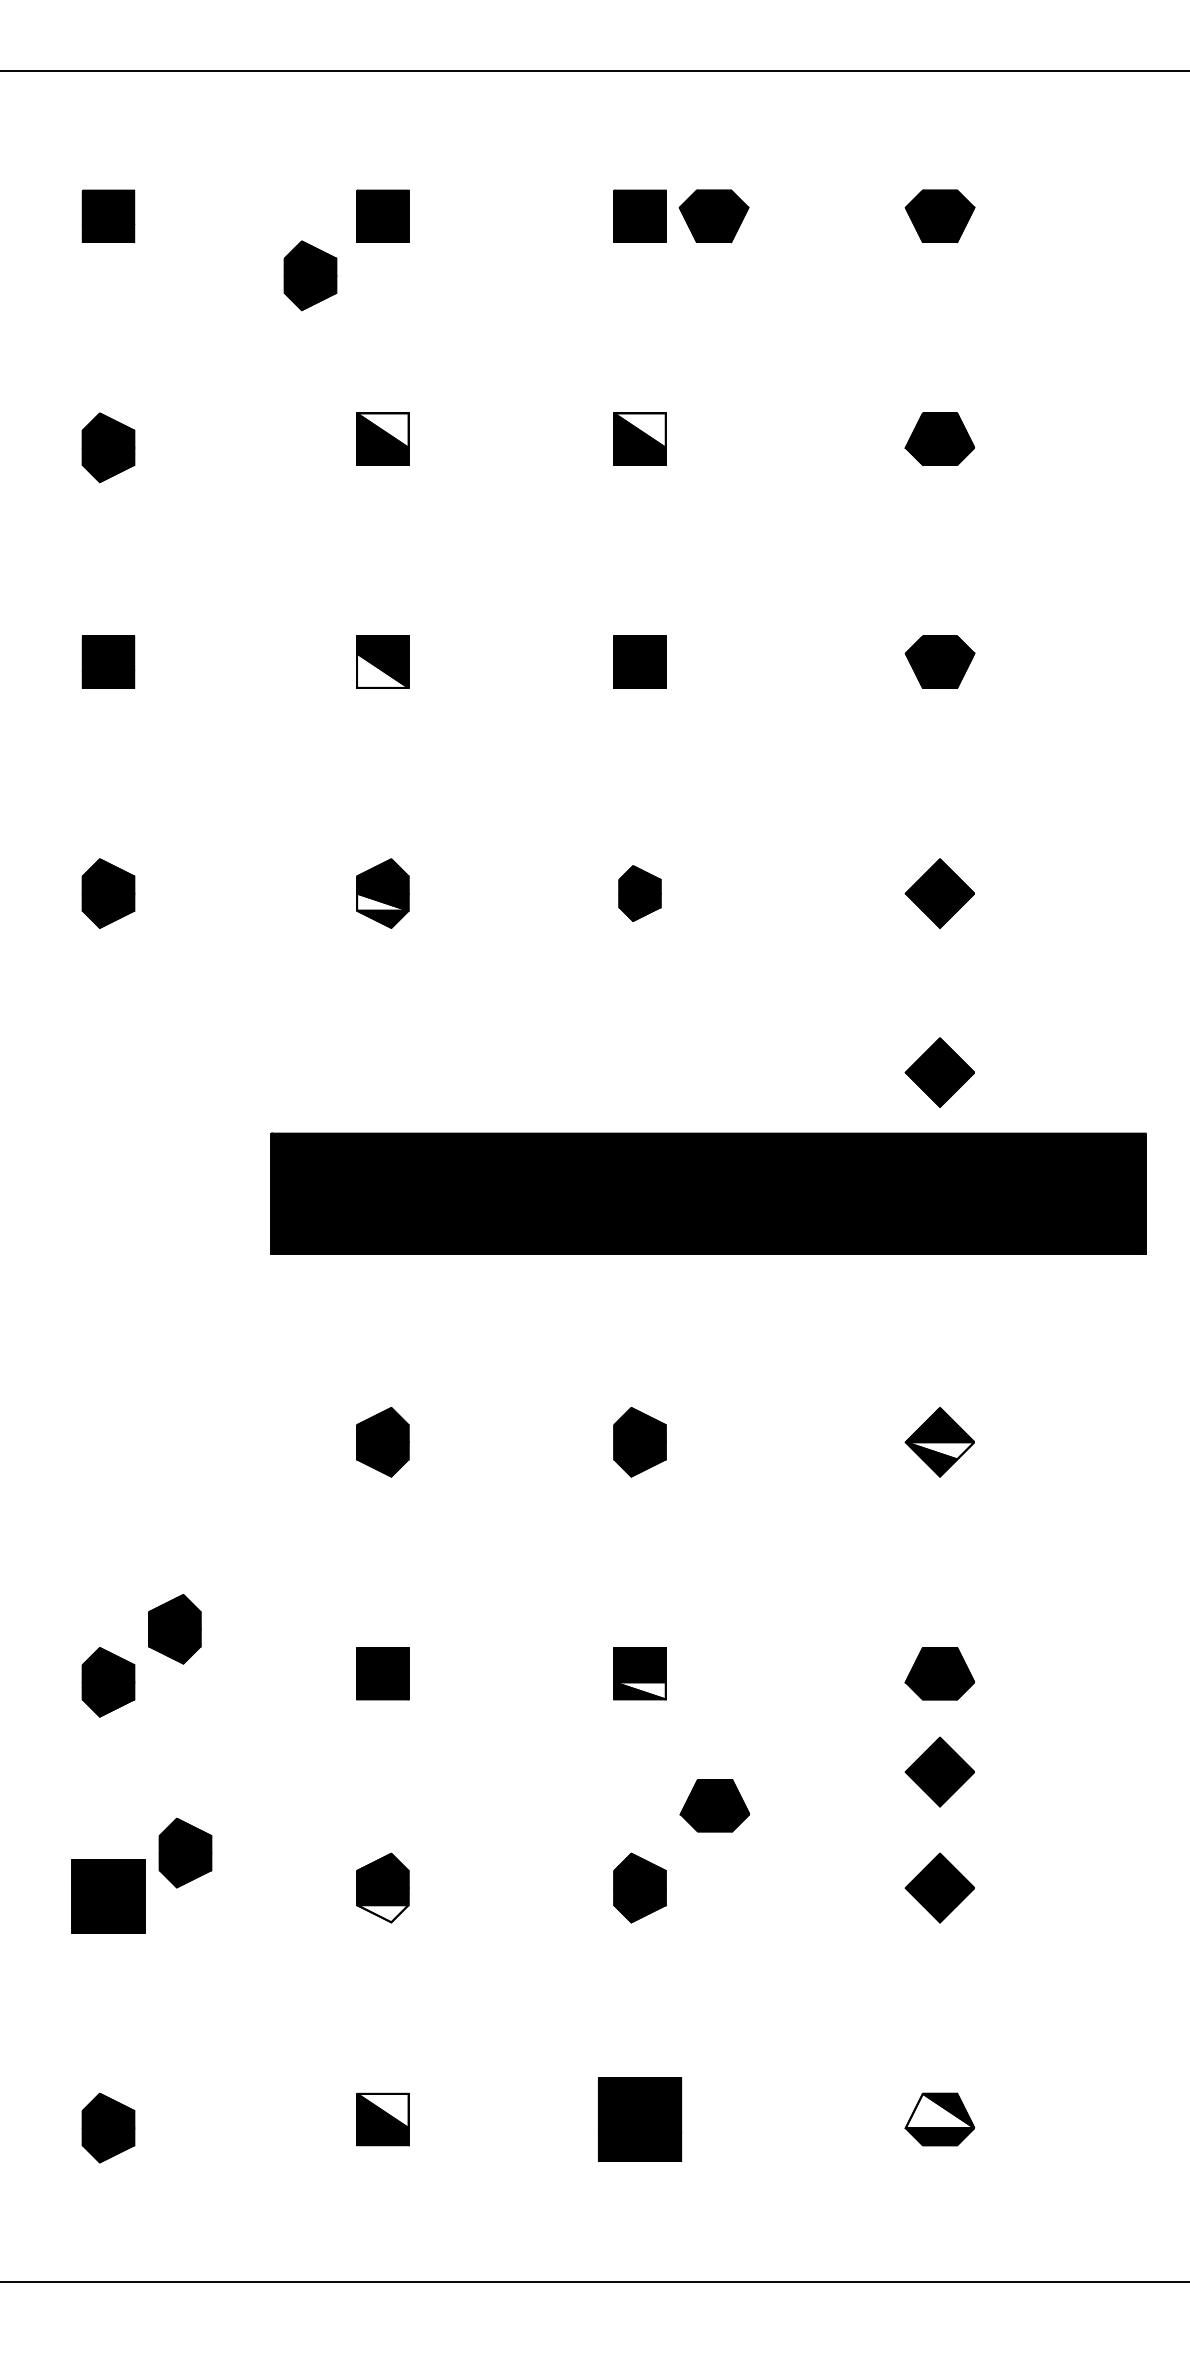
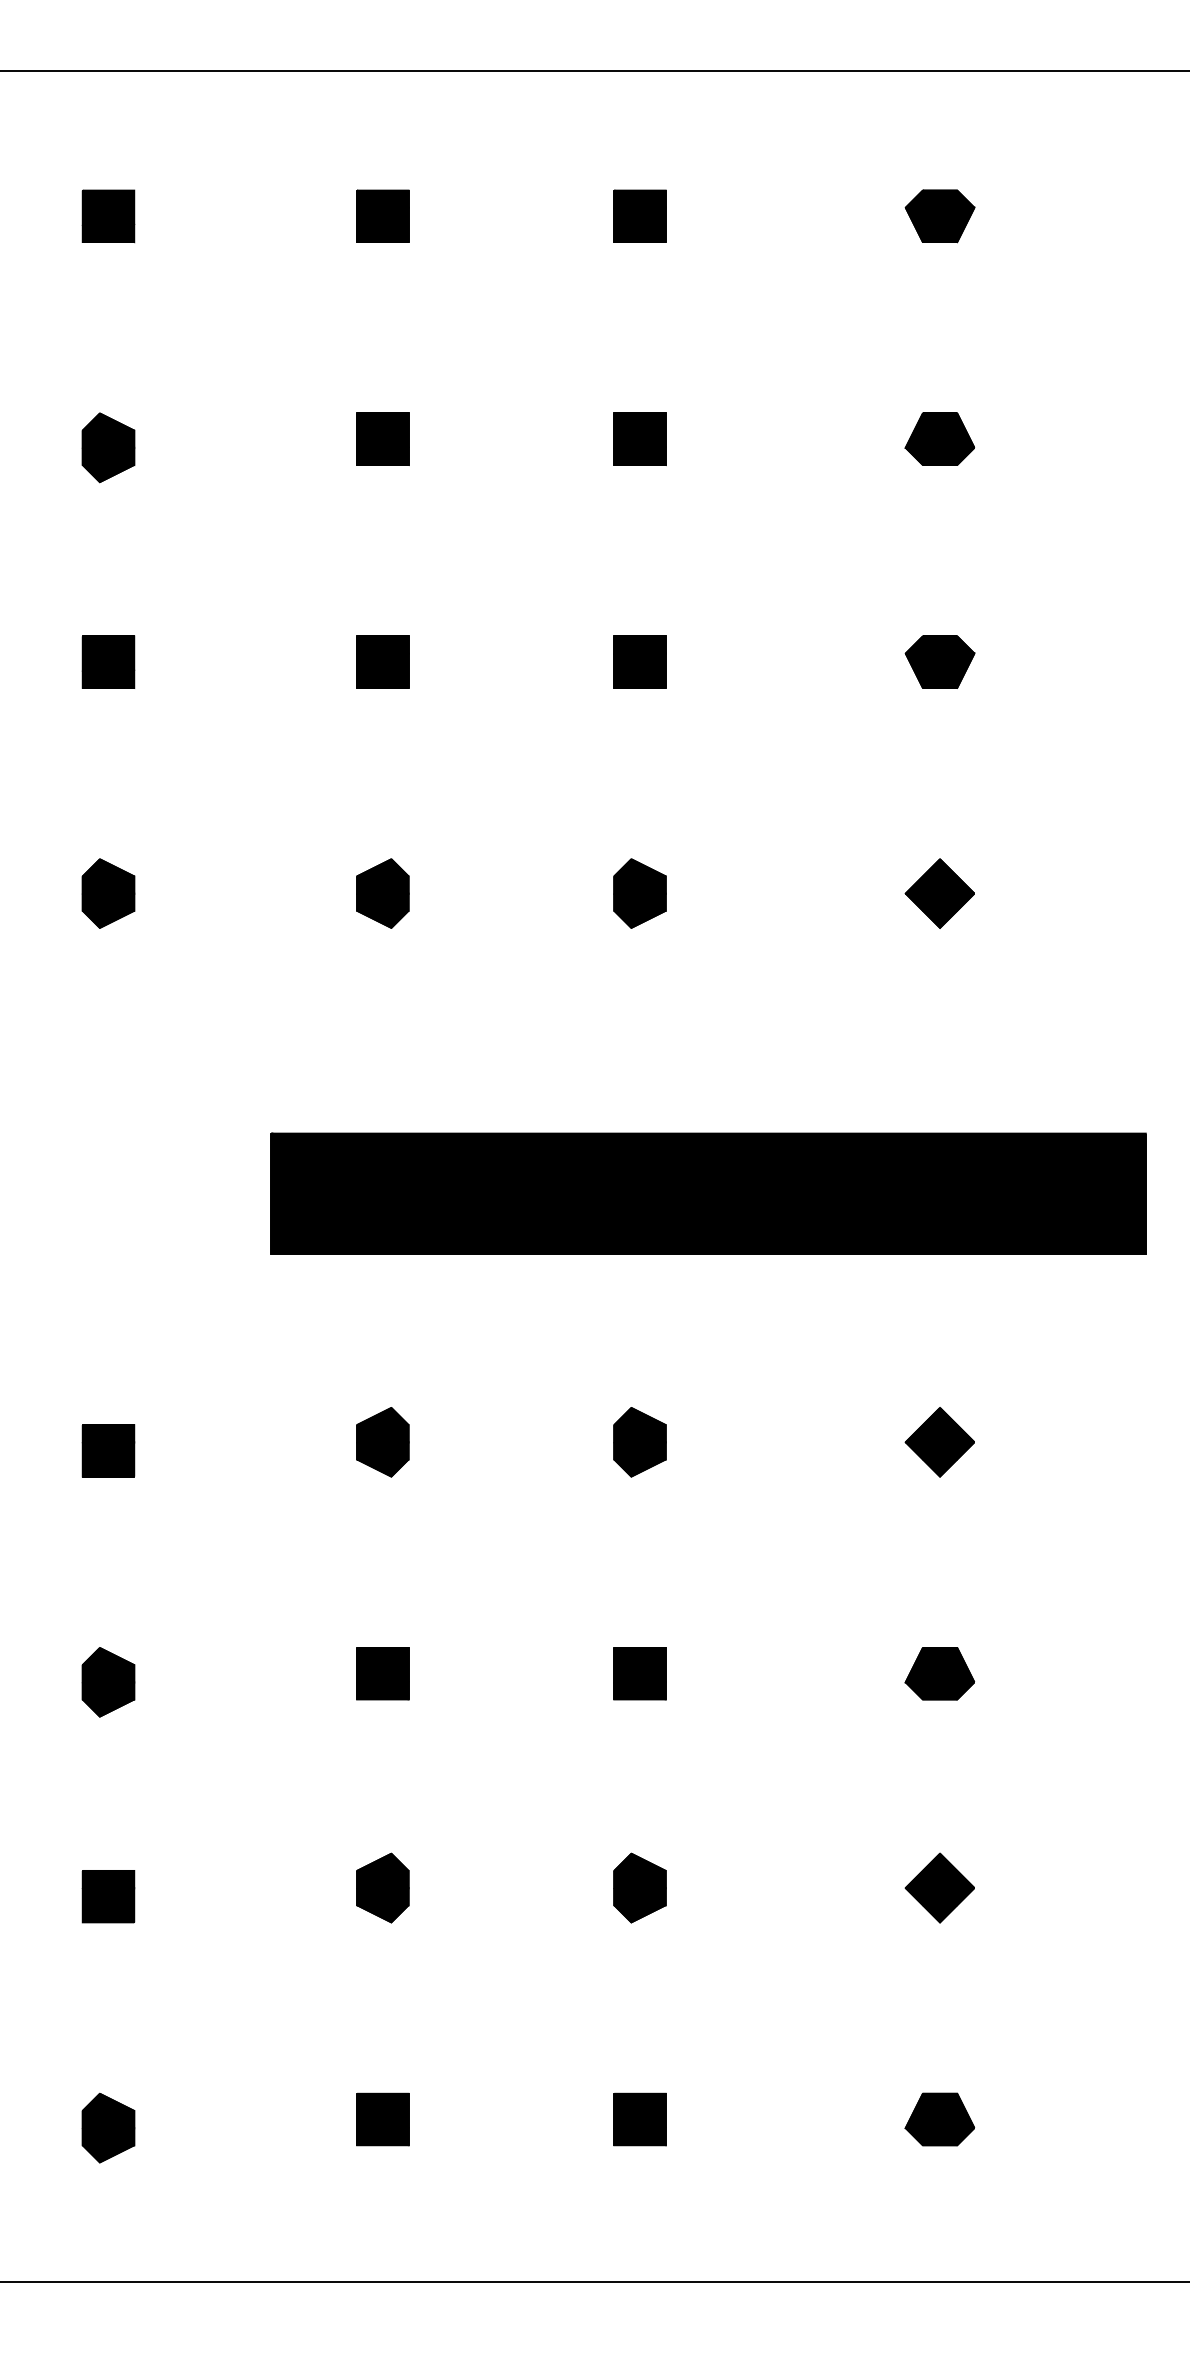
part: present -> none (713, 216)
part: present -> none (310, 275)
fill: none -> present (382, 430)
fill: none -> present (639, 430)
fill: none -> present (382, 670)
part size: 44x57 px -> 54x71 px (639, 893)
fill: none -> present (382, 901)
part: present -> none (939, 1072)
part: none -> present (108, 1450)
fill: none -> present (939, 1450)
part: present -> none (174, 1629)
fill: none -> present (639, 1690)
part: present -> none (939, 1771)
part: present -> none (714, 1805)
part: present -> none (185, 1852)
part size: 75x75 px -> 55x54 px (108, 1896)
fill: none -> present (382, 1913)
fill: none -> present (382, 2110)
fill: none -> present (939, 2110)
part size: 86x85 px -> 54x55 px (639, 2119)
